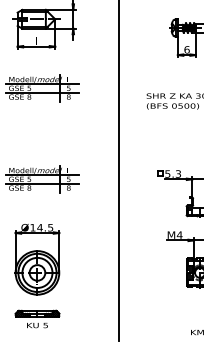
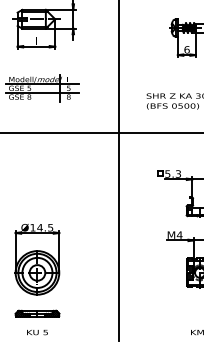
line: none -> present (101, 133)
part: present -> none (42, 179)
text position: (37, 325) -> (37, 332) (37, 332)
